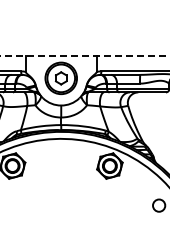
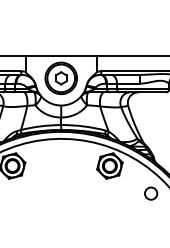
line: dashed -> solid (85, 55)
circle position: (159, 205) -> (151, 193) (151, 193)
